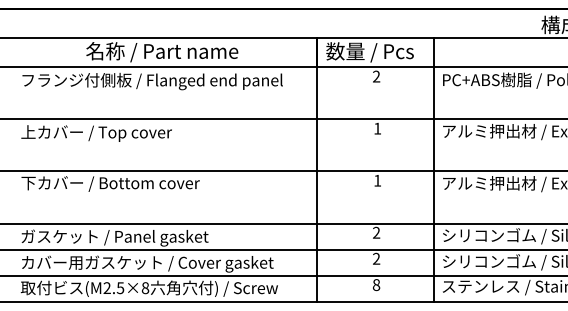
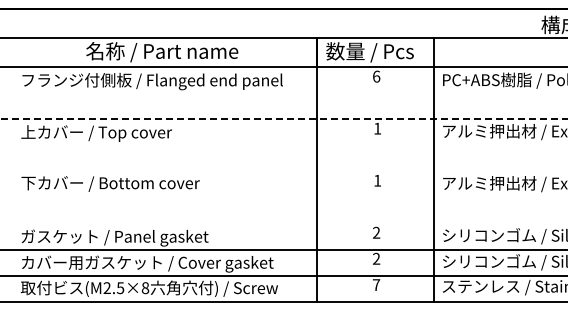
text: 2 -> 6 (376, 76)
line: solid -> dashed (283, 119)
line: present -> none (283, 171)
line: present -> none (283, 223)
text: 8 -> 7 (376, 285)
